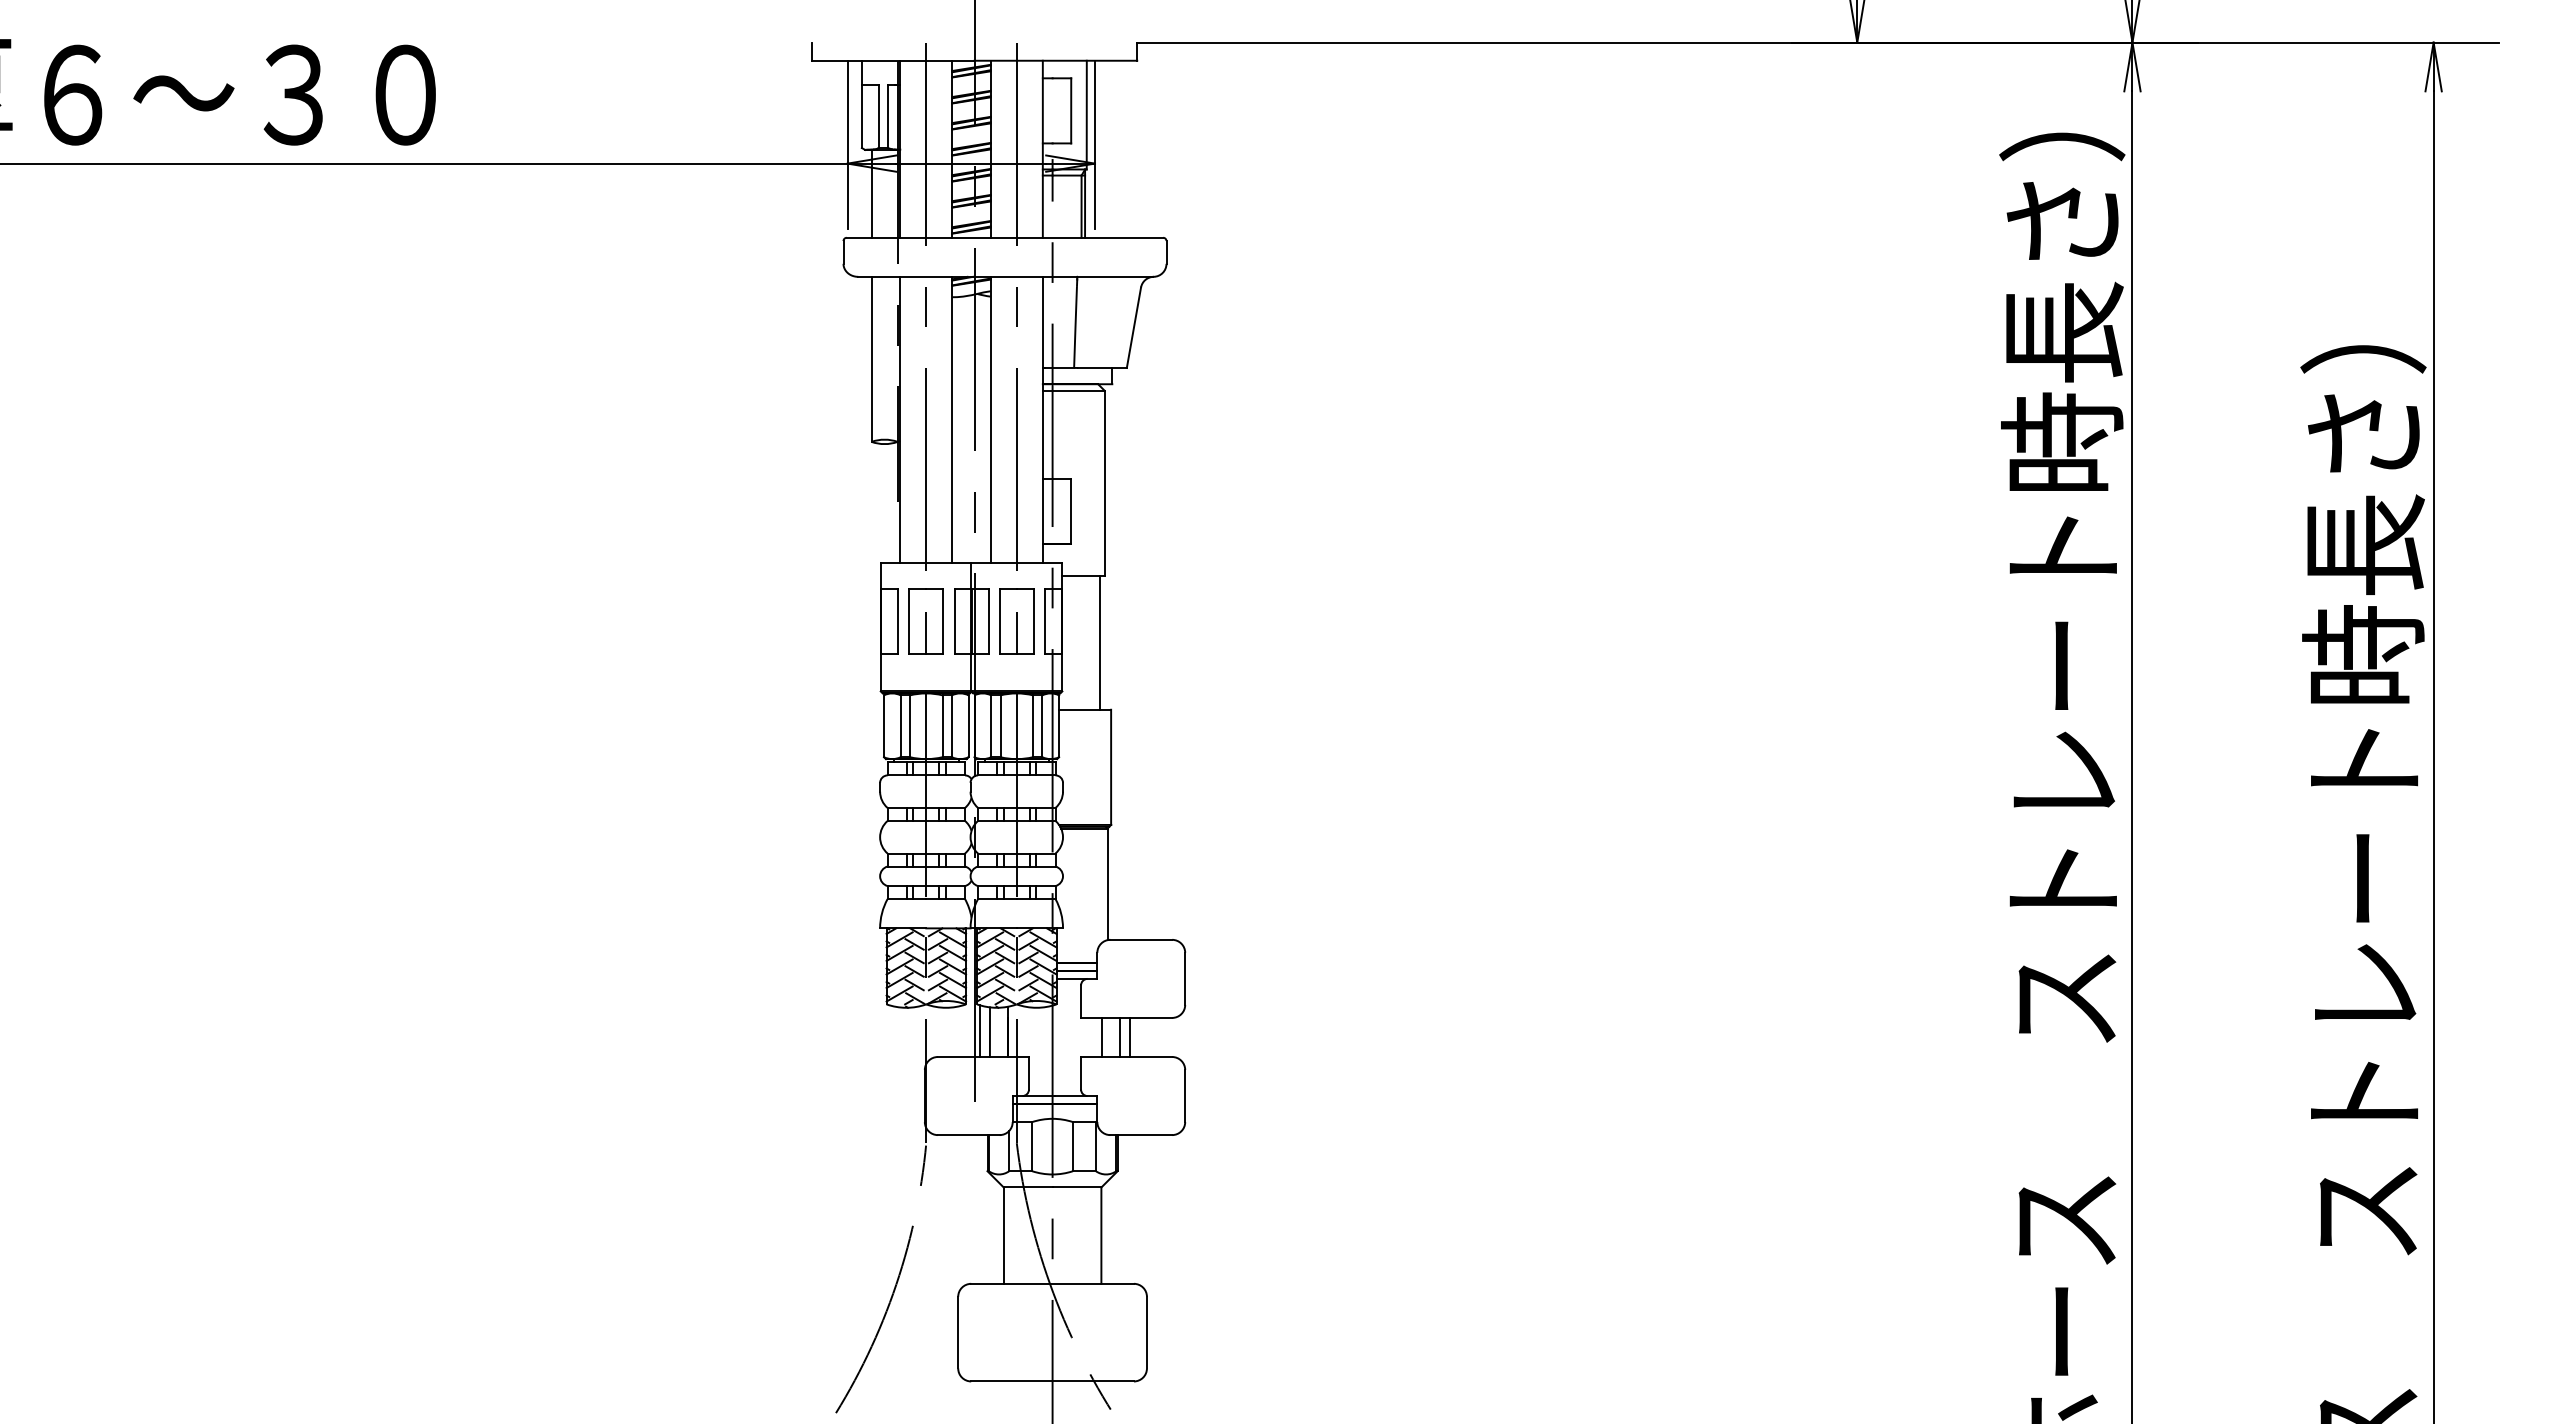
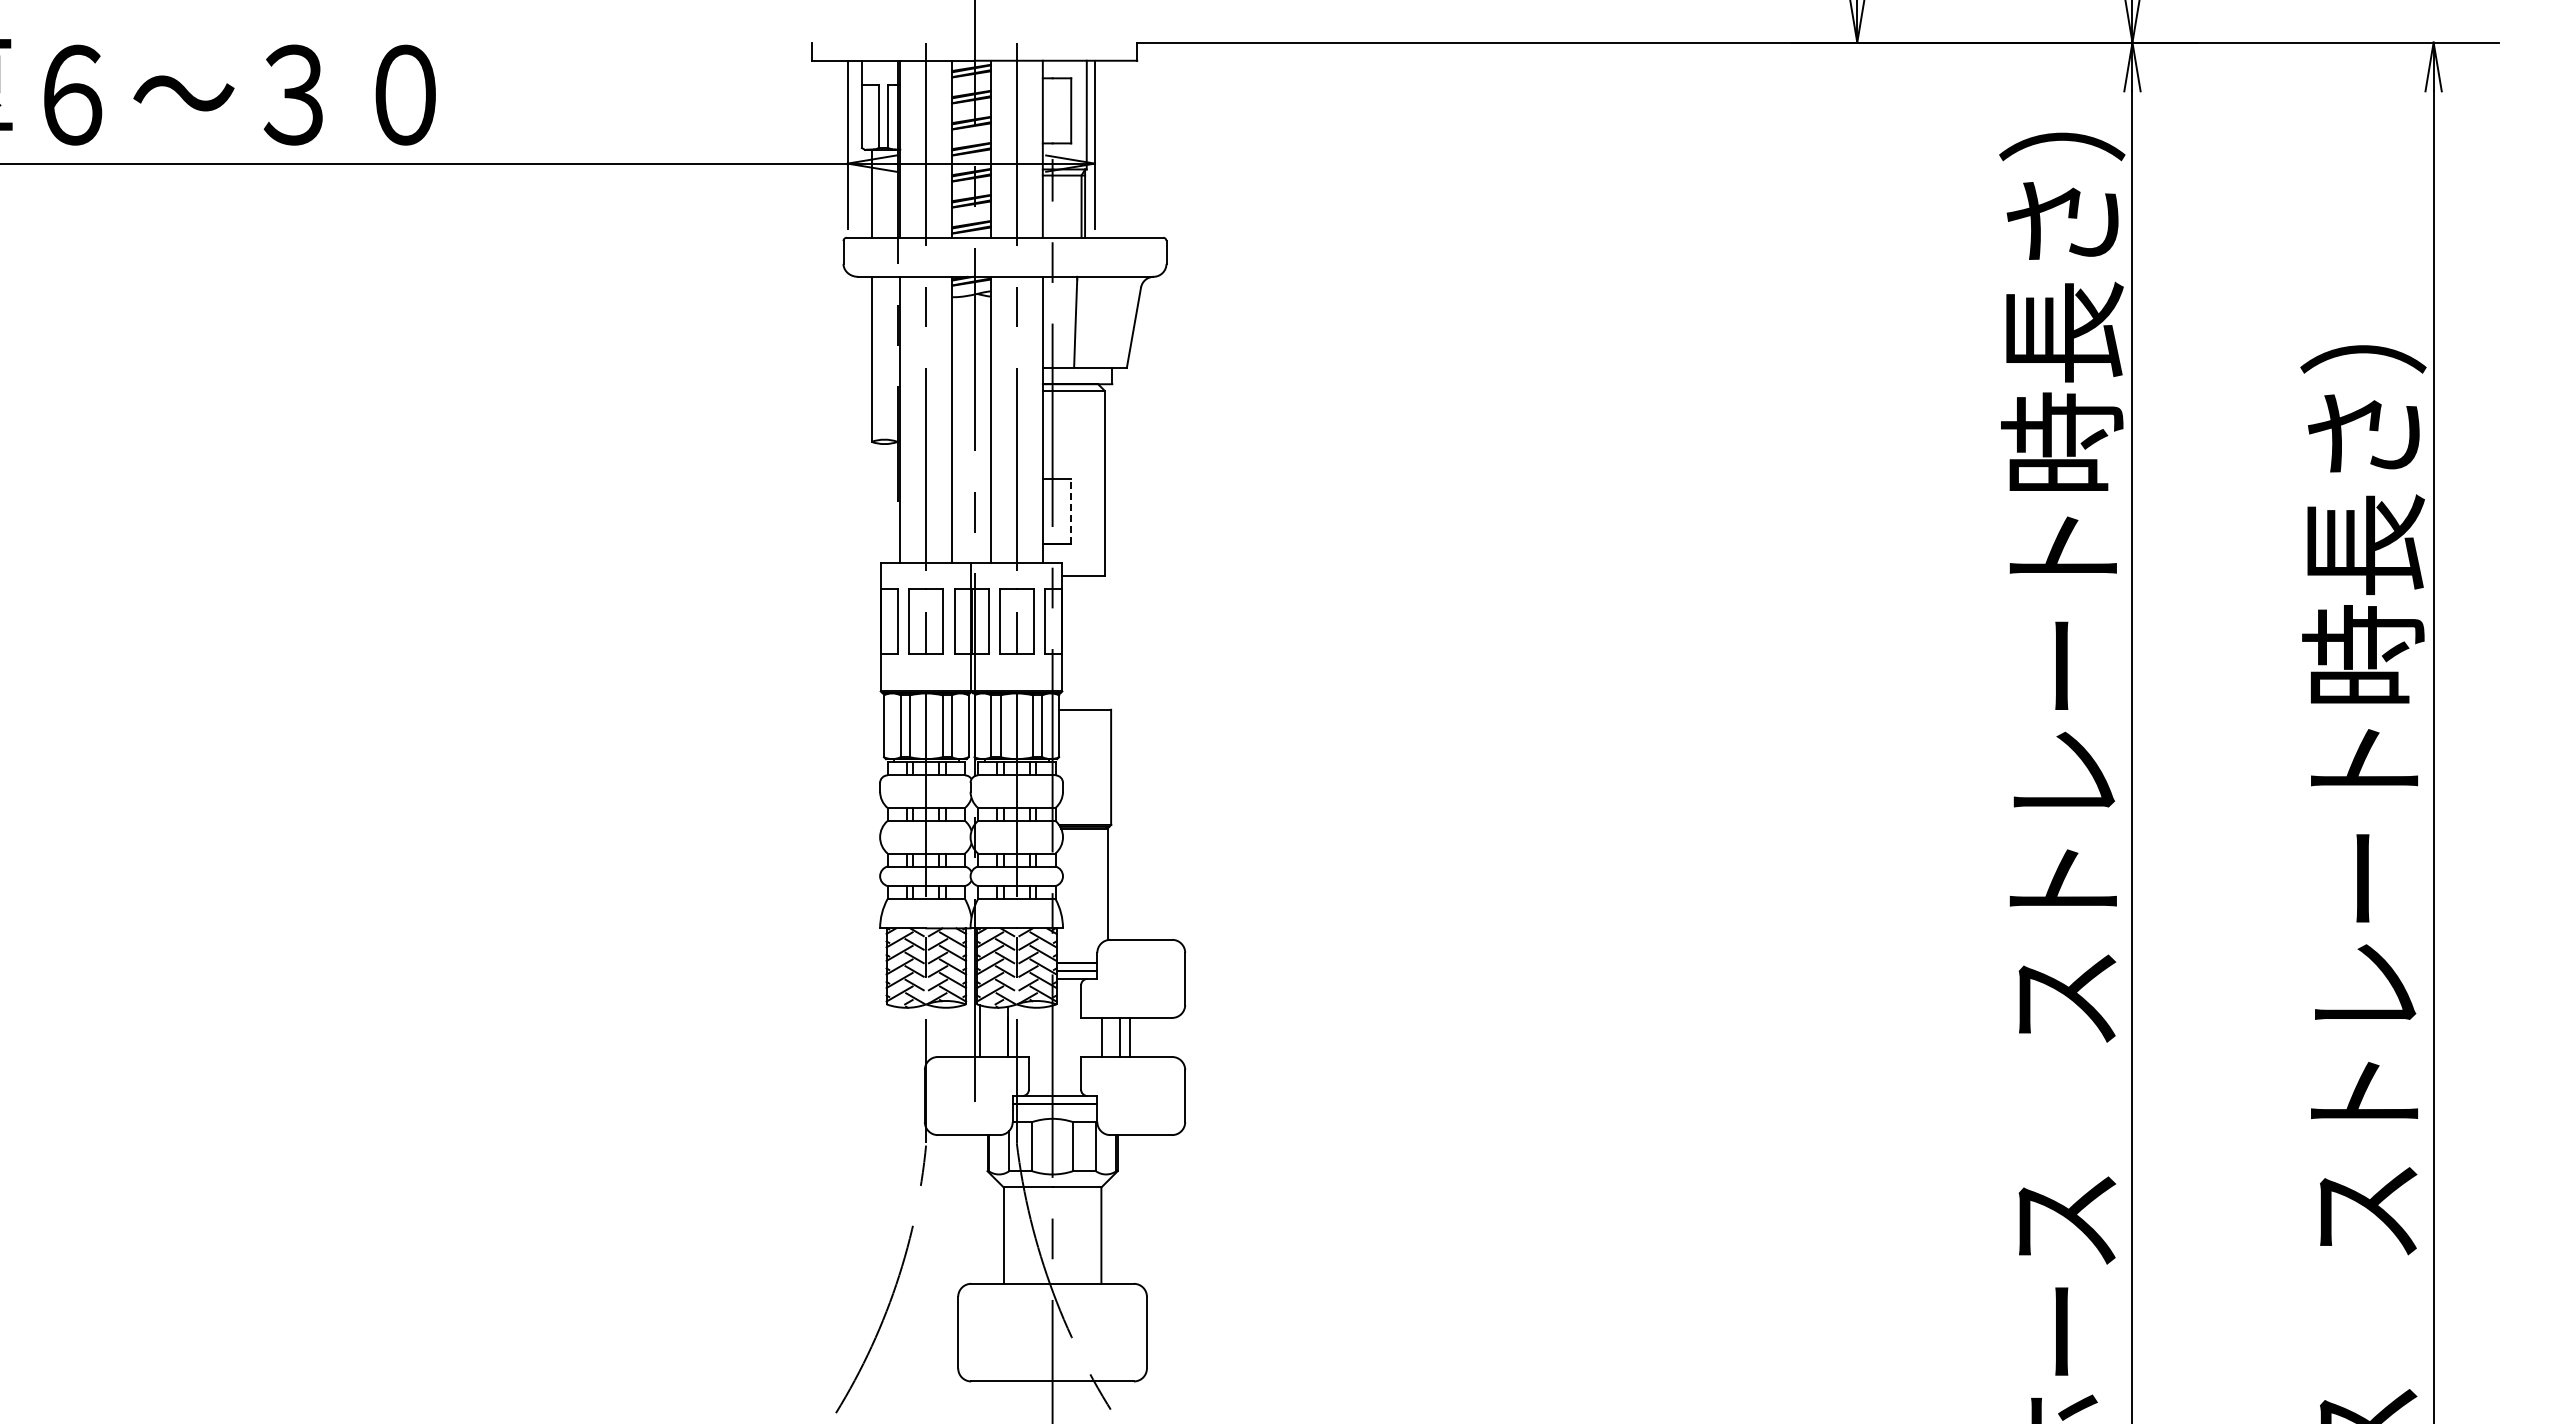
line: solid -> dashed (1070, 511)
line: present -> none (1099, 642)
line: present -> none (989, 1032)
